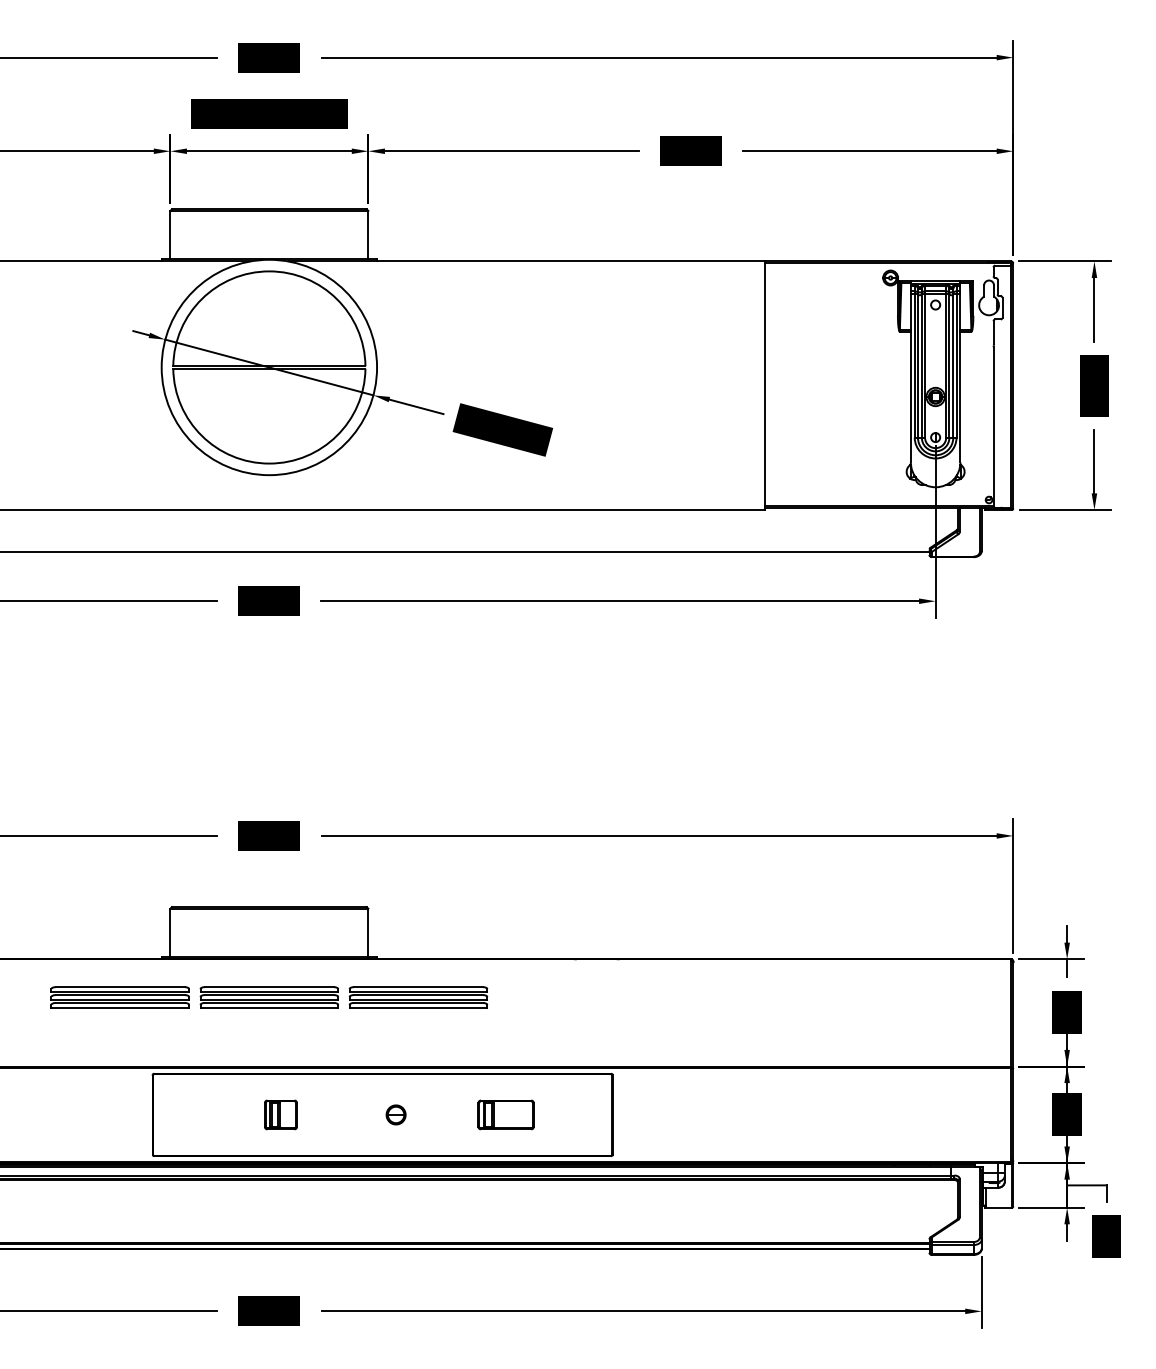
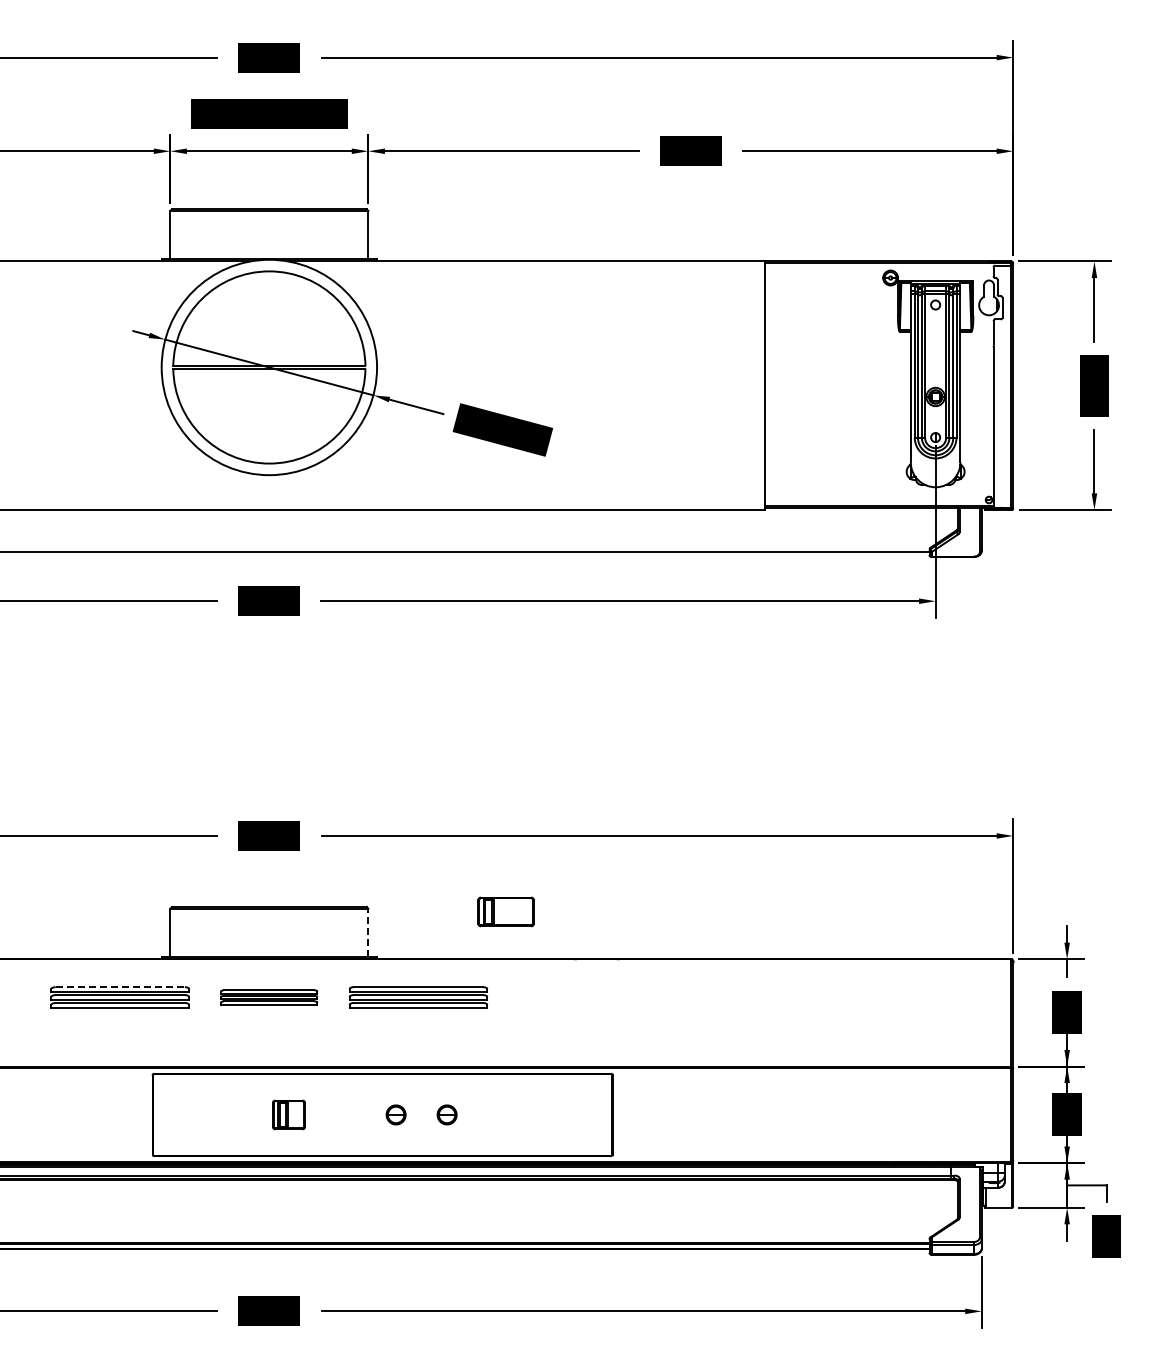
line: solid -> dashed (368, 932)
line: solid -> dashed (120, 987)
part size: 140x23 px -> 99x17 px (269, 997)
part position: (280, 1114) -> (288, 1114) (288, 1114)
part: none -> present (446, 1114)
part position: (505, 1114) -> (505, 911) (505, 911)
